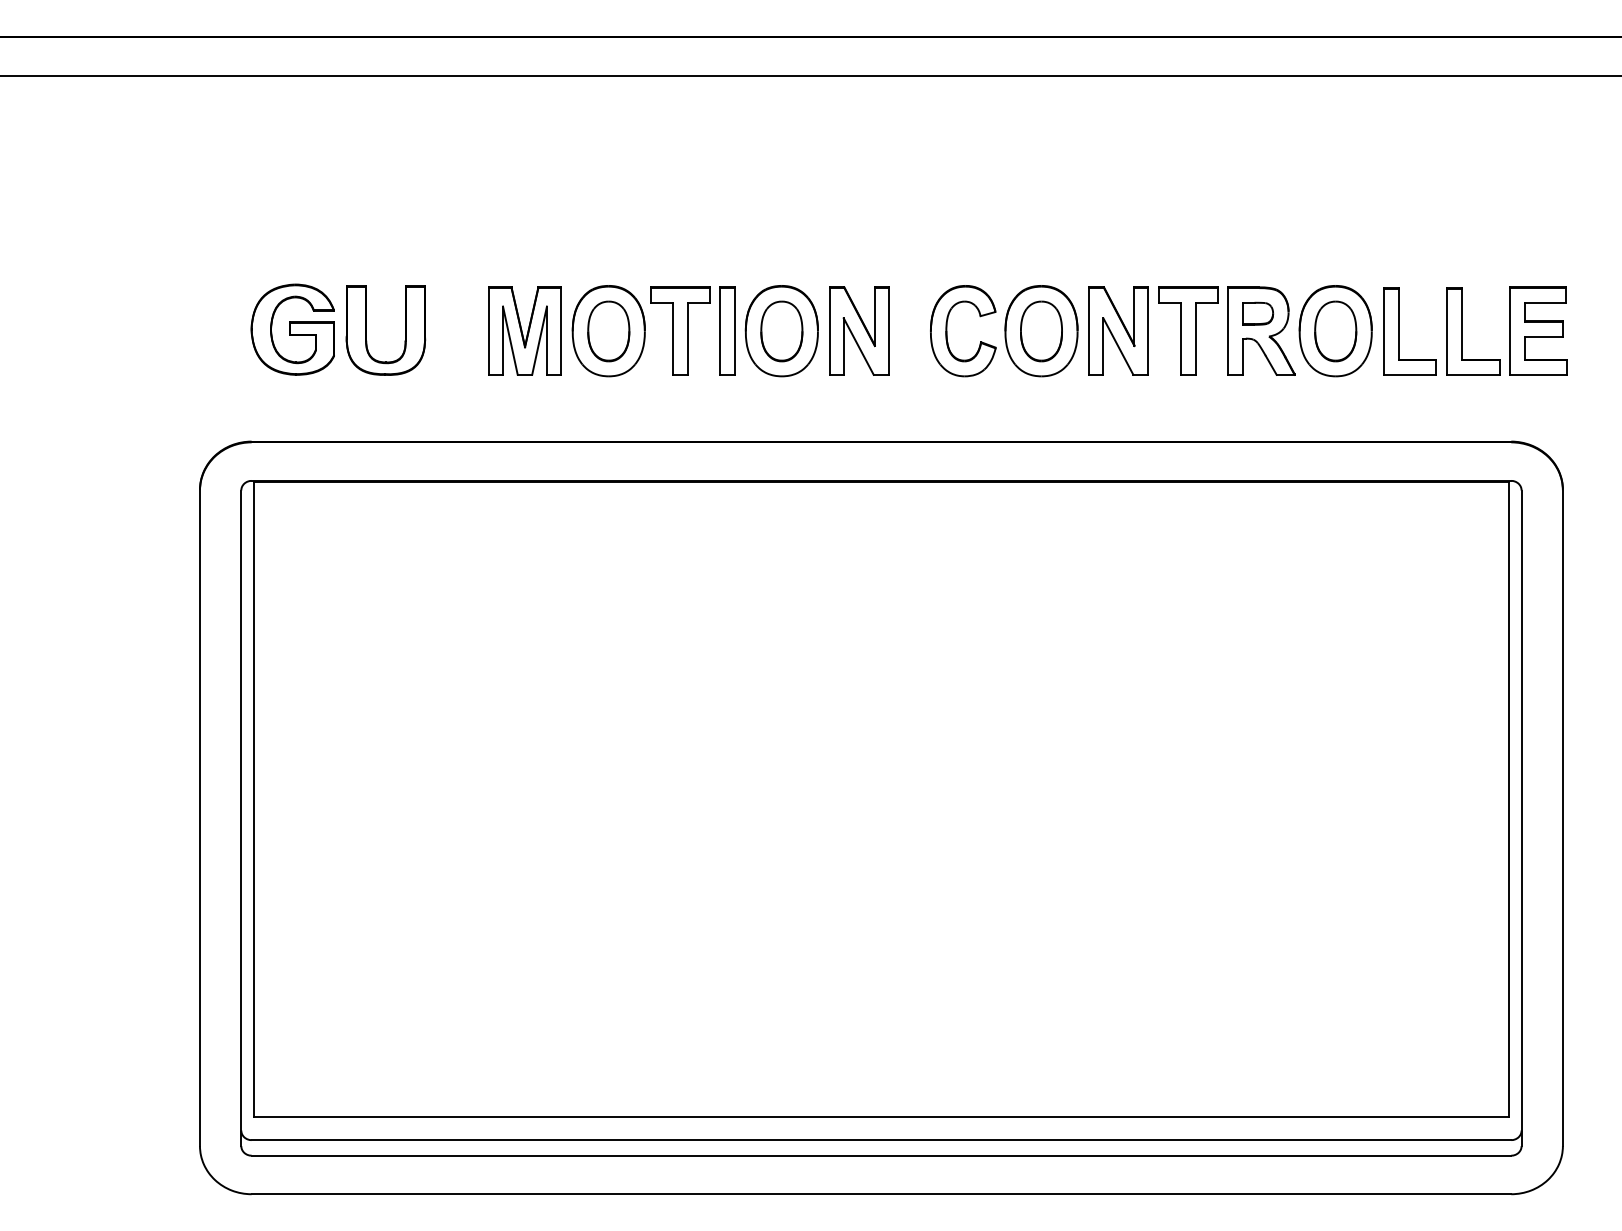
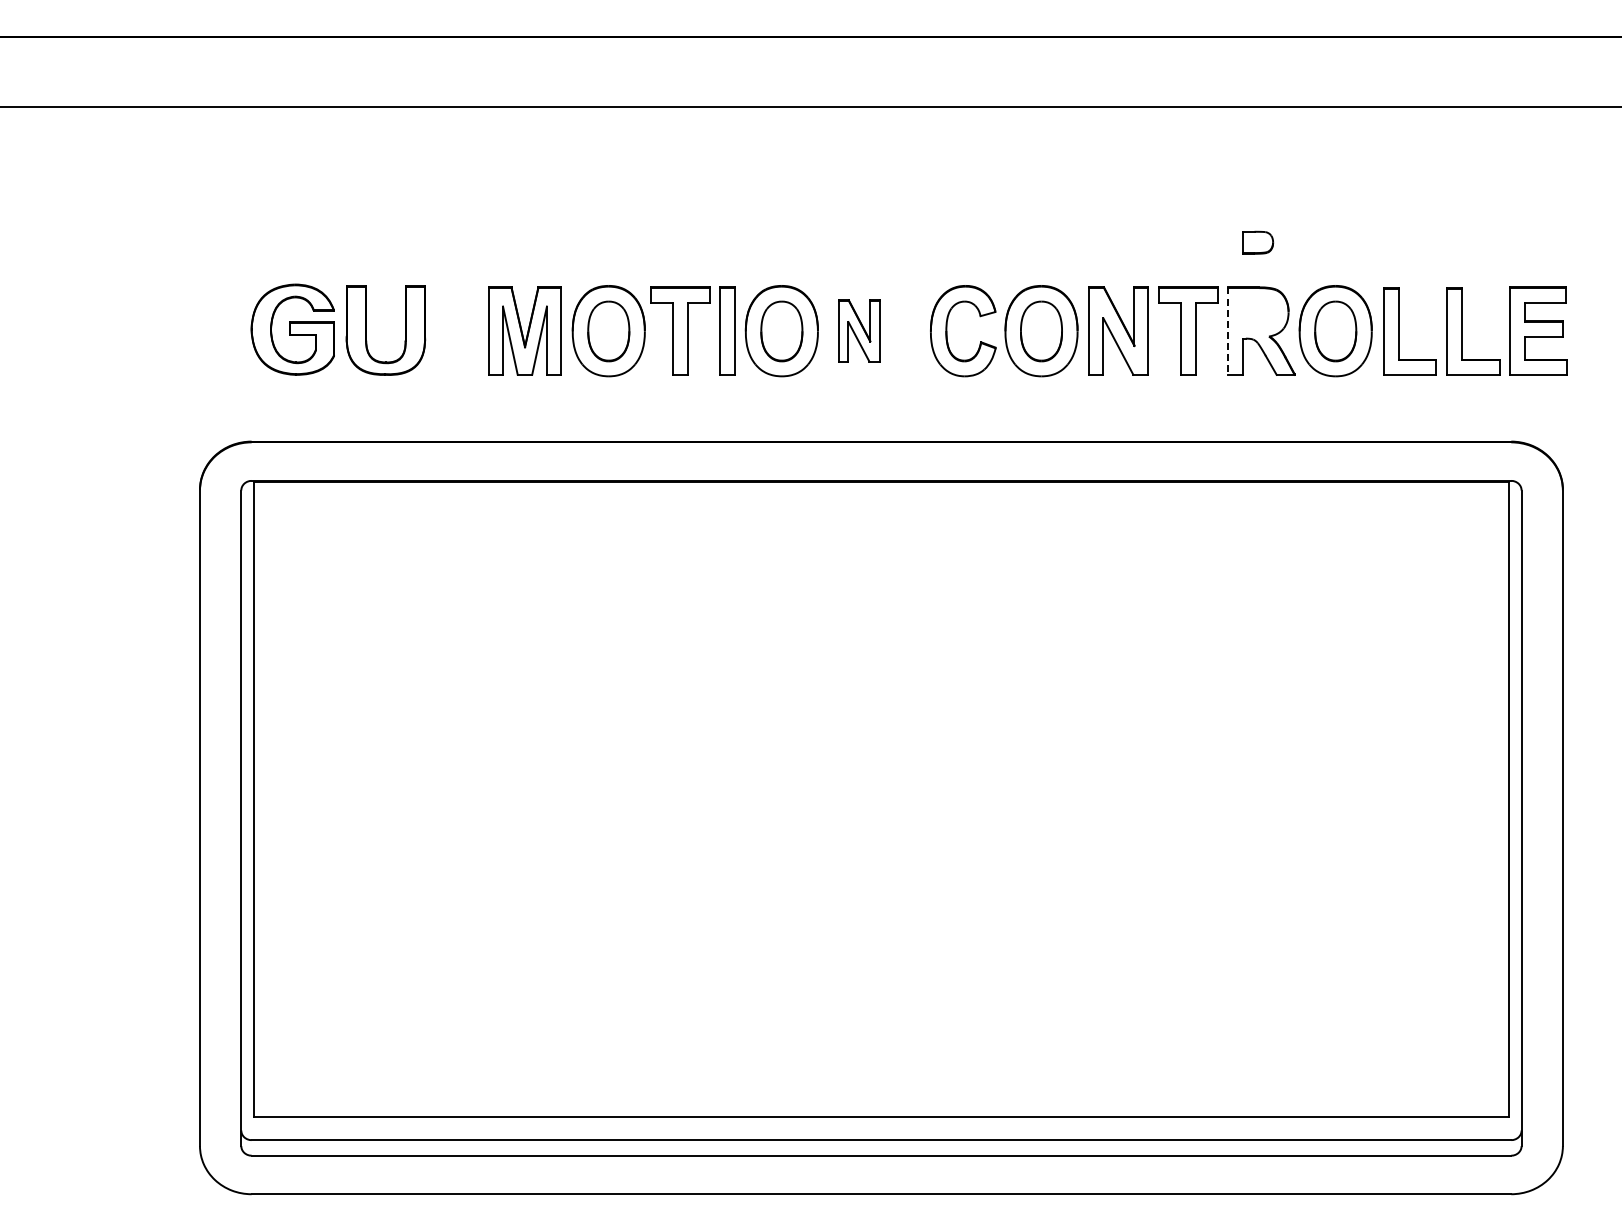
line position: (810, 75) -> (810, 106) (810, 106)
part position: (1258, 313) -> (1258, 242) (1258, 242)
part size: 61x90 px -> 43x64 px (859, 330)
line: solid -> dashed (1227, 331)
